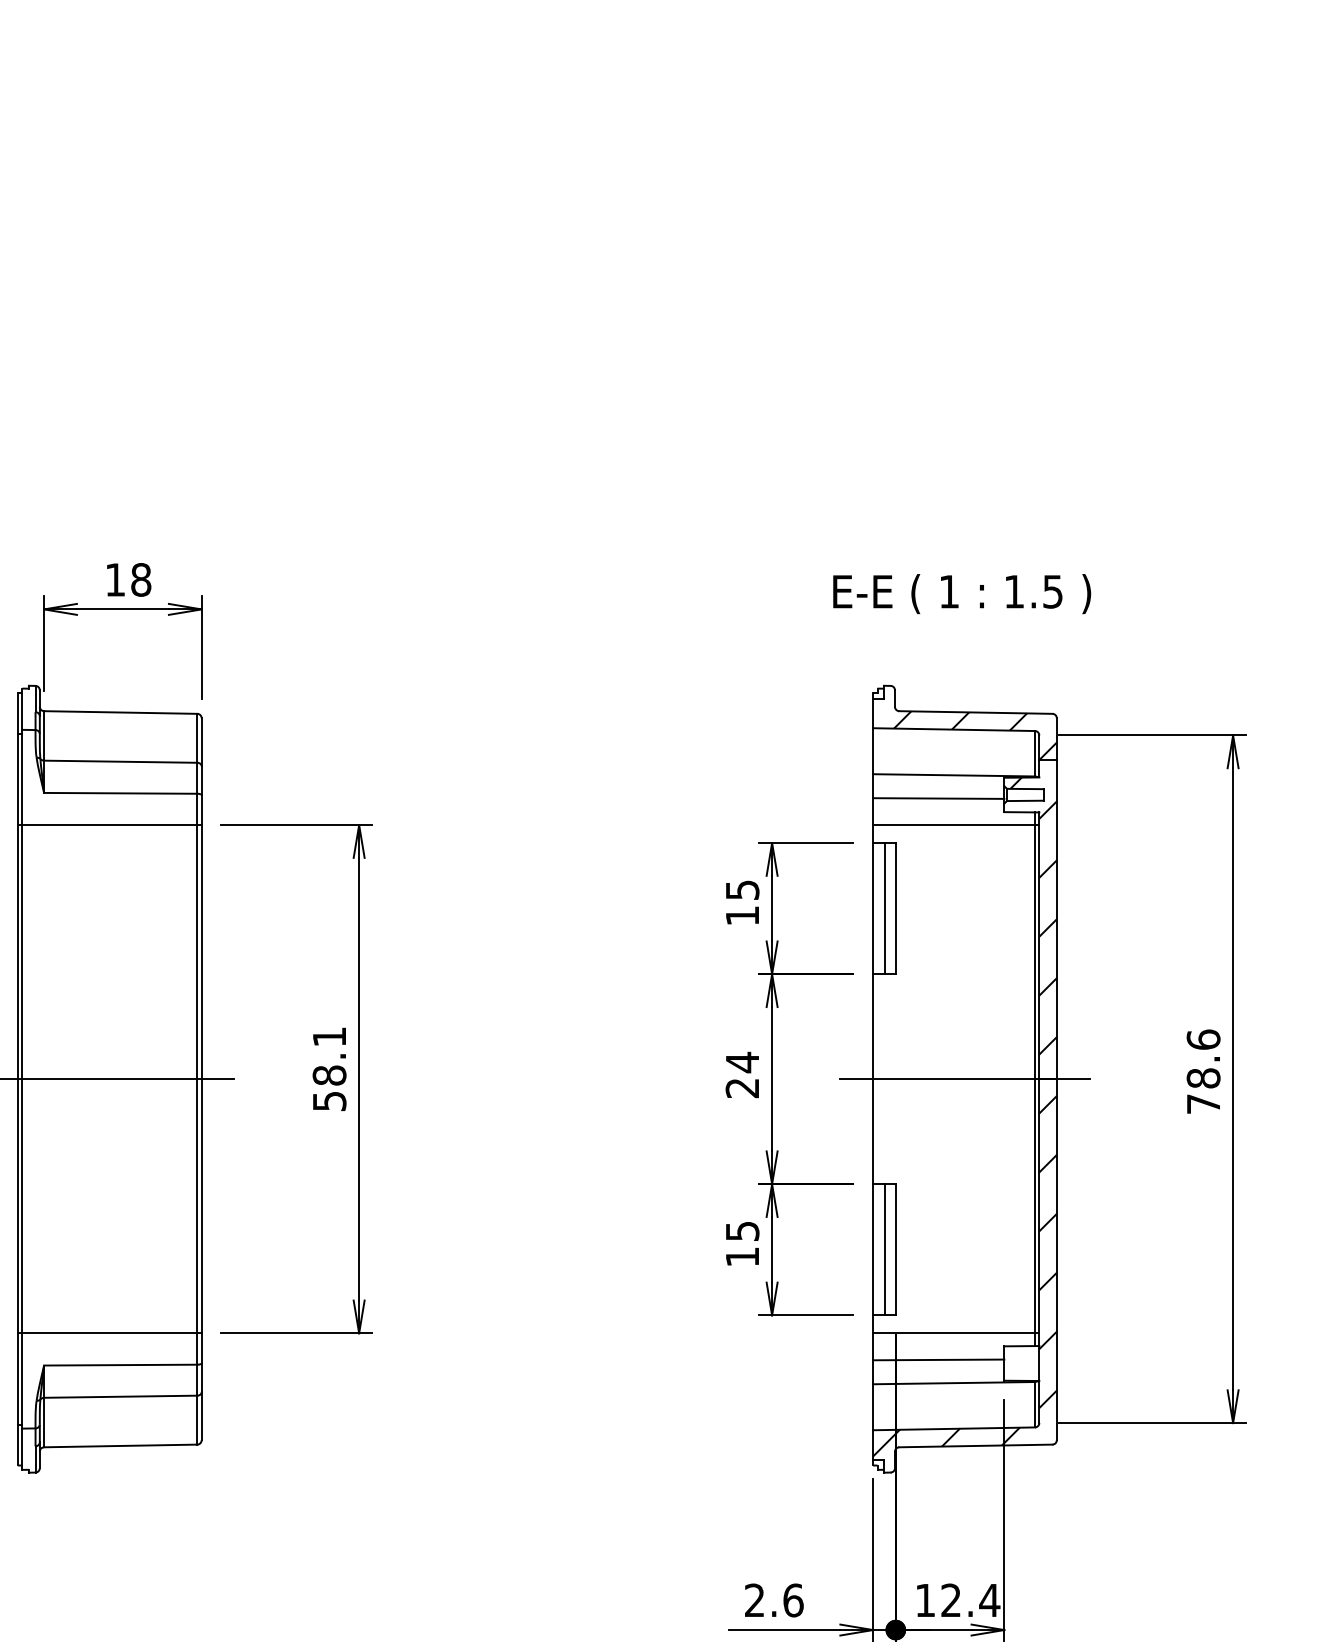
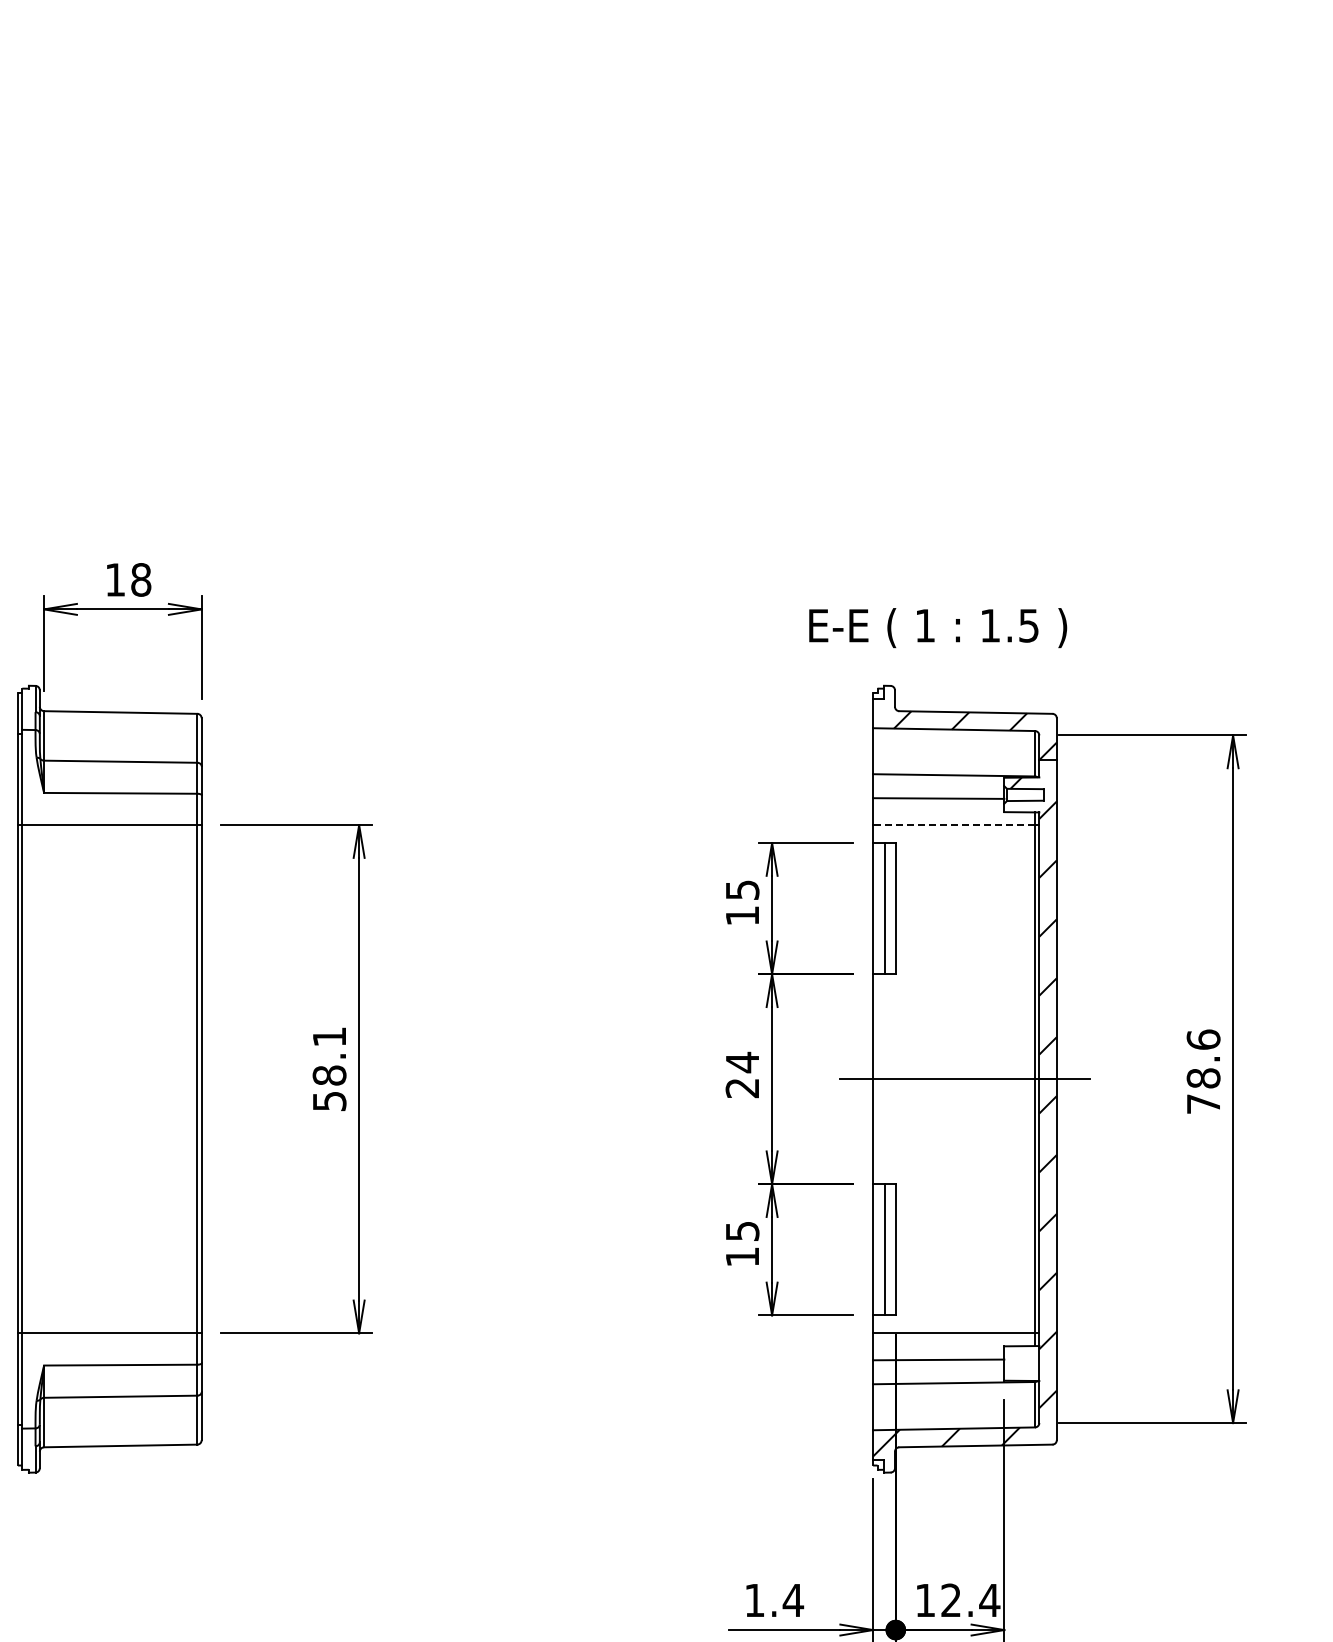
text position: (962, 594) -> (938, 628) (938, 628)
line: solid -> dashed (954, 825)
line: present -> none (118, 1079)
text: 2.6 -> 1.4 (774, 1600)
